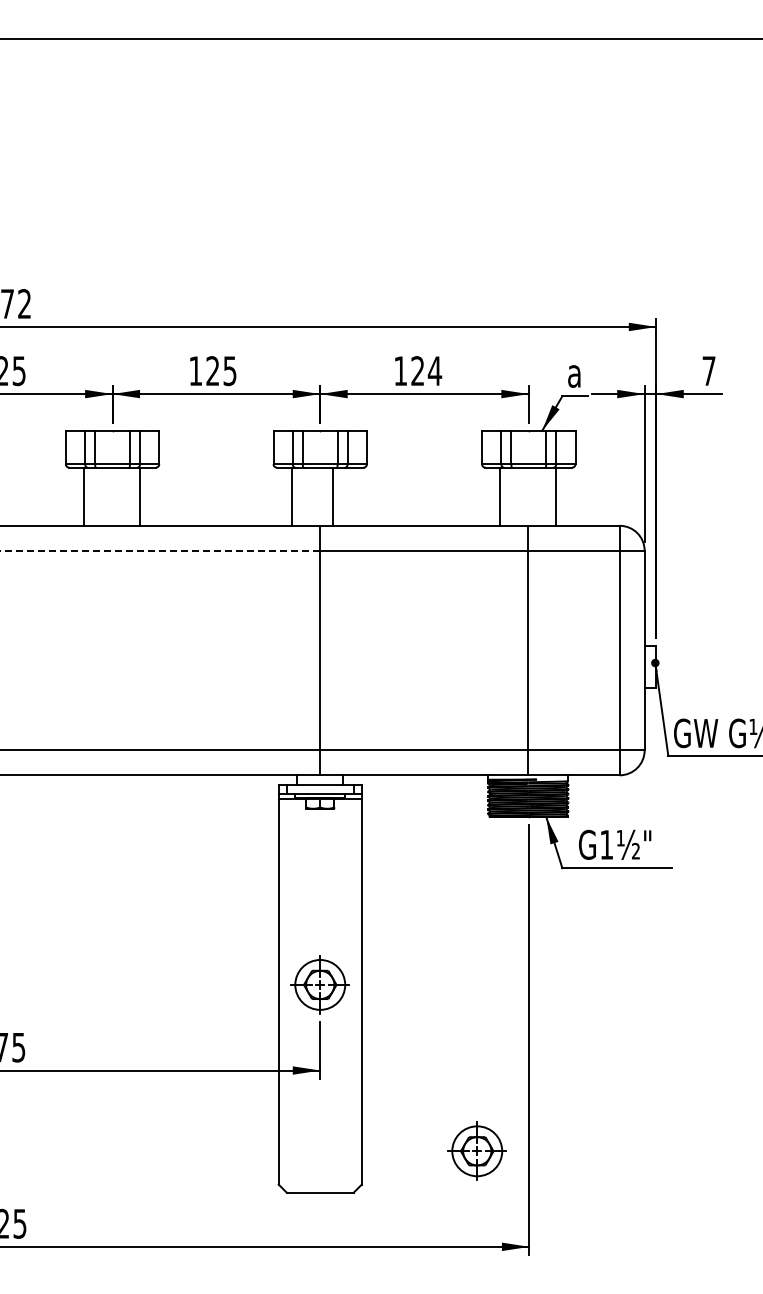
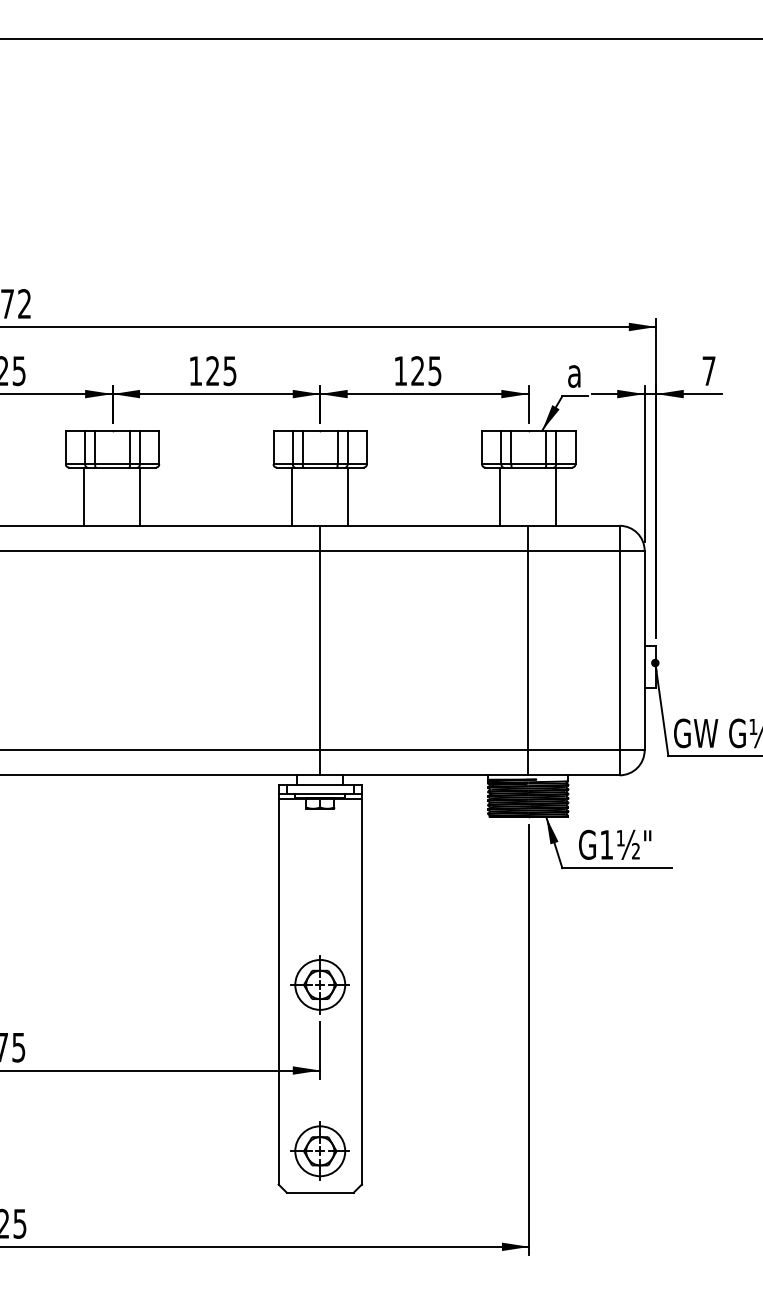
text: 124 -> 125 (434, 371)
line position: (333, 496) -> (348, 496) (348, 496)
line: dashed -> solid (160, 550)
part position: (476, 1150) -> (319, 1150) (319, 1150)
